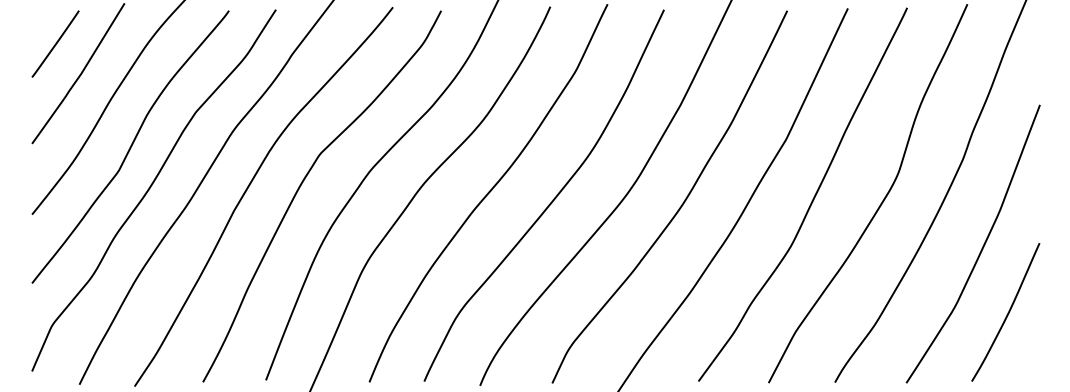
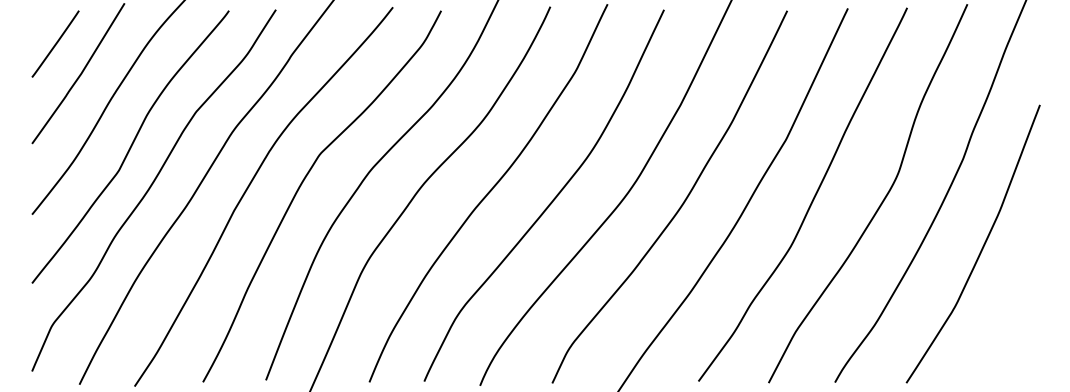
curve: present -> none (1007, 312)
